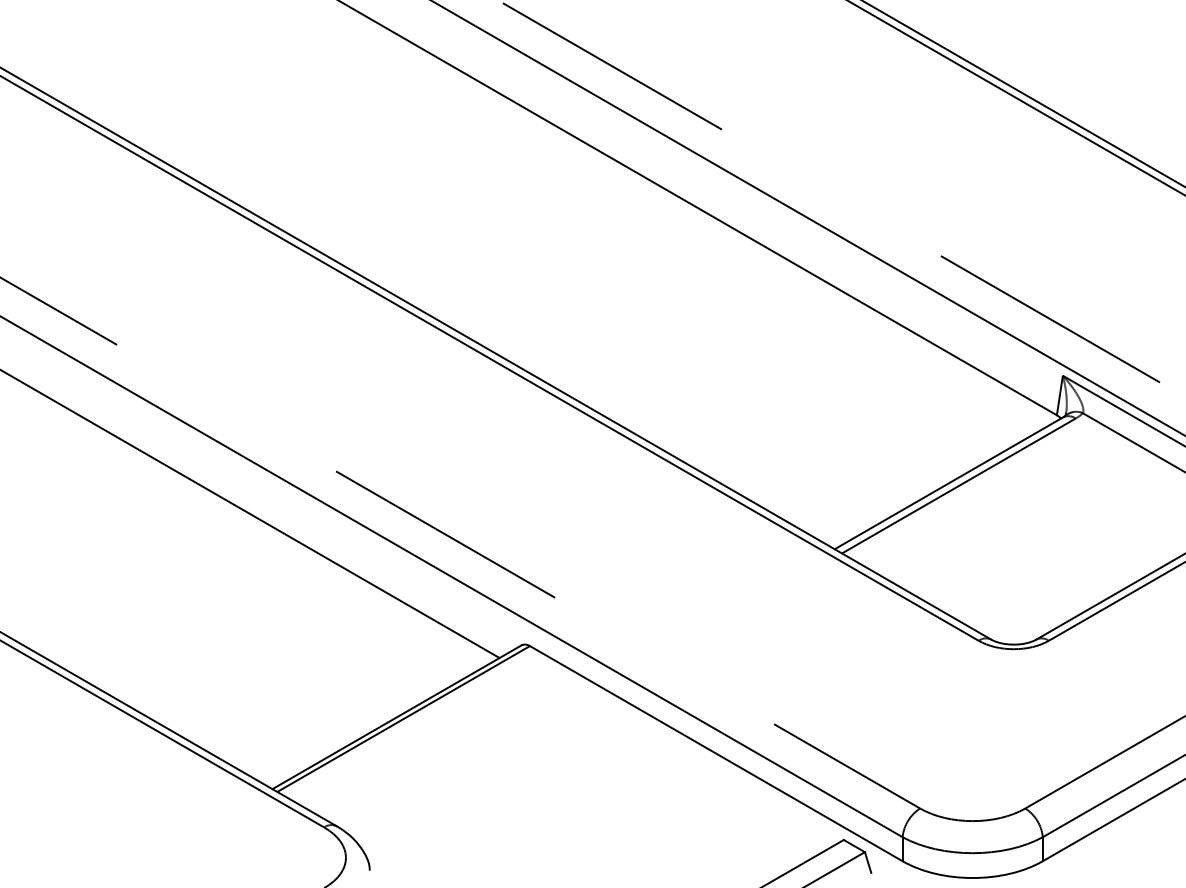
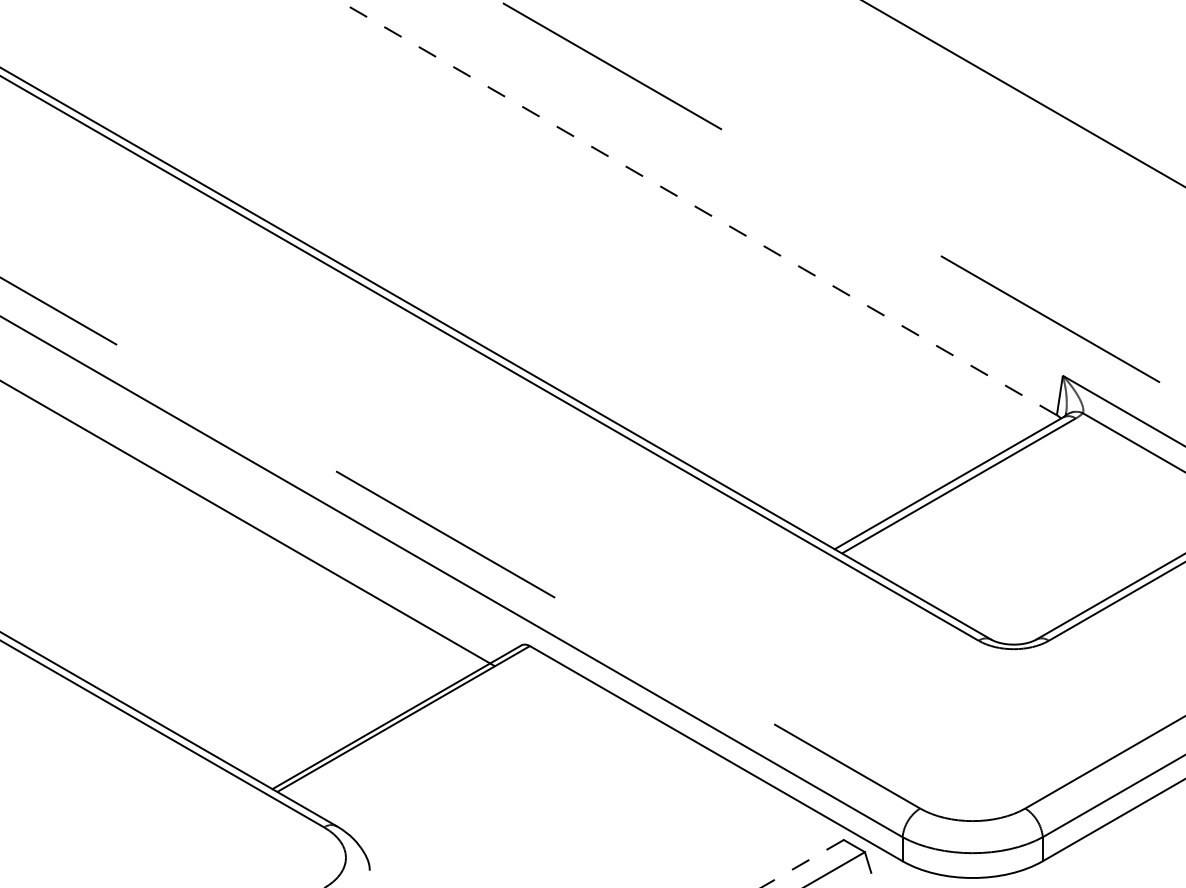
line: present -> none (1016, 98)
line: solid -> dashed (697, 207)
line: present -> none (807, 218)
line position: (250, 514) -> (248, 524) (248, 524)
line: solid -> dashed (802, 863)
